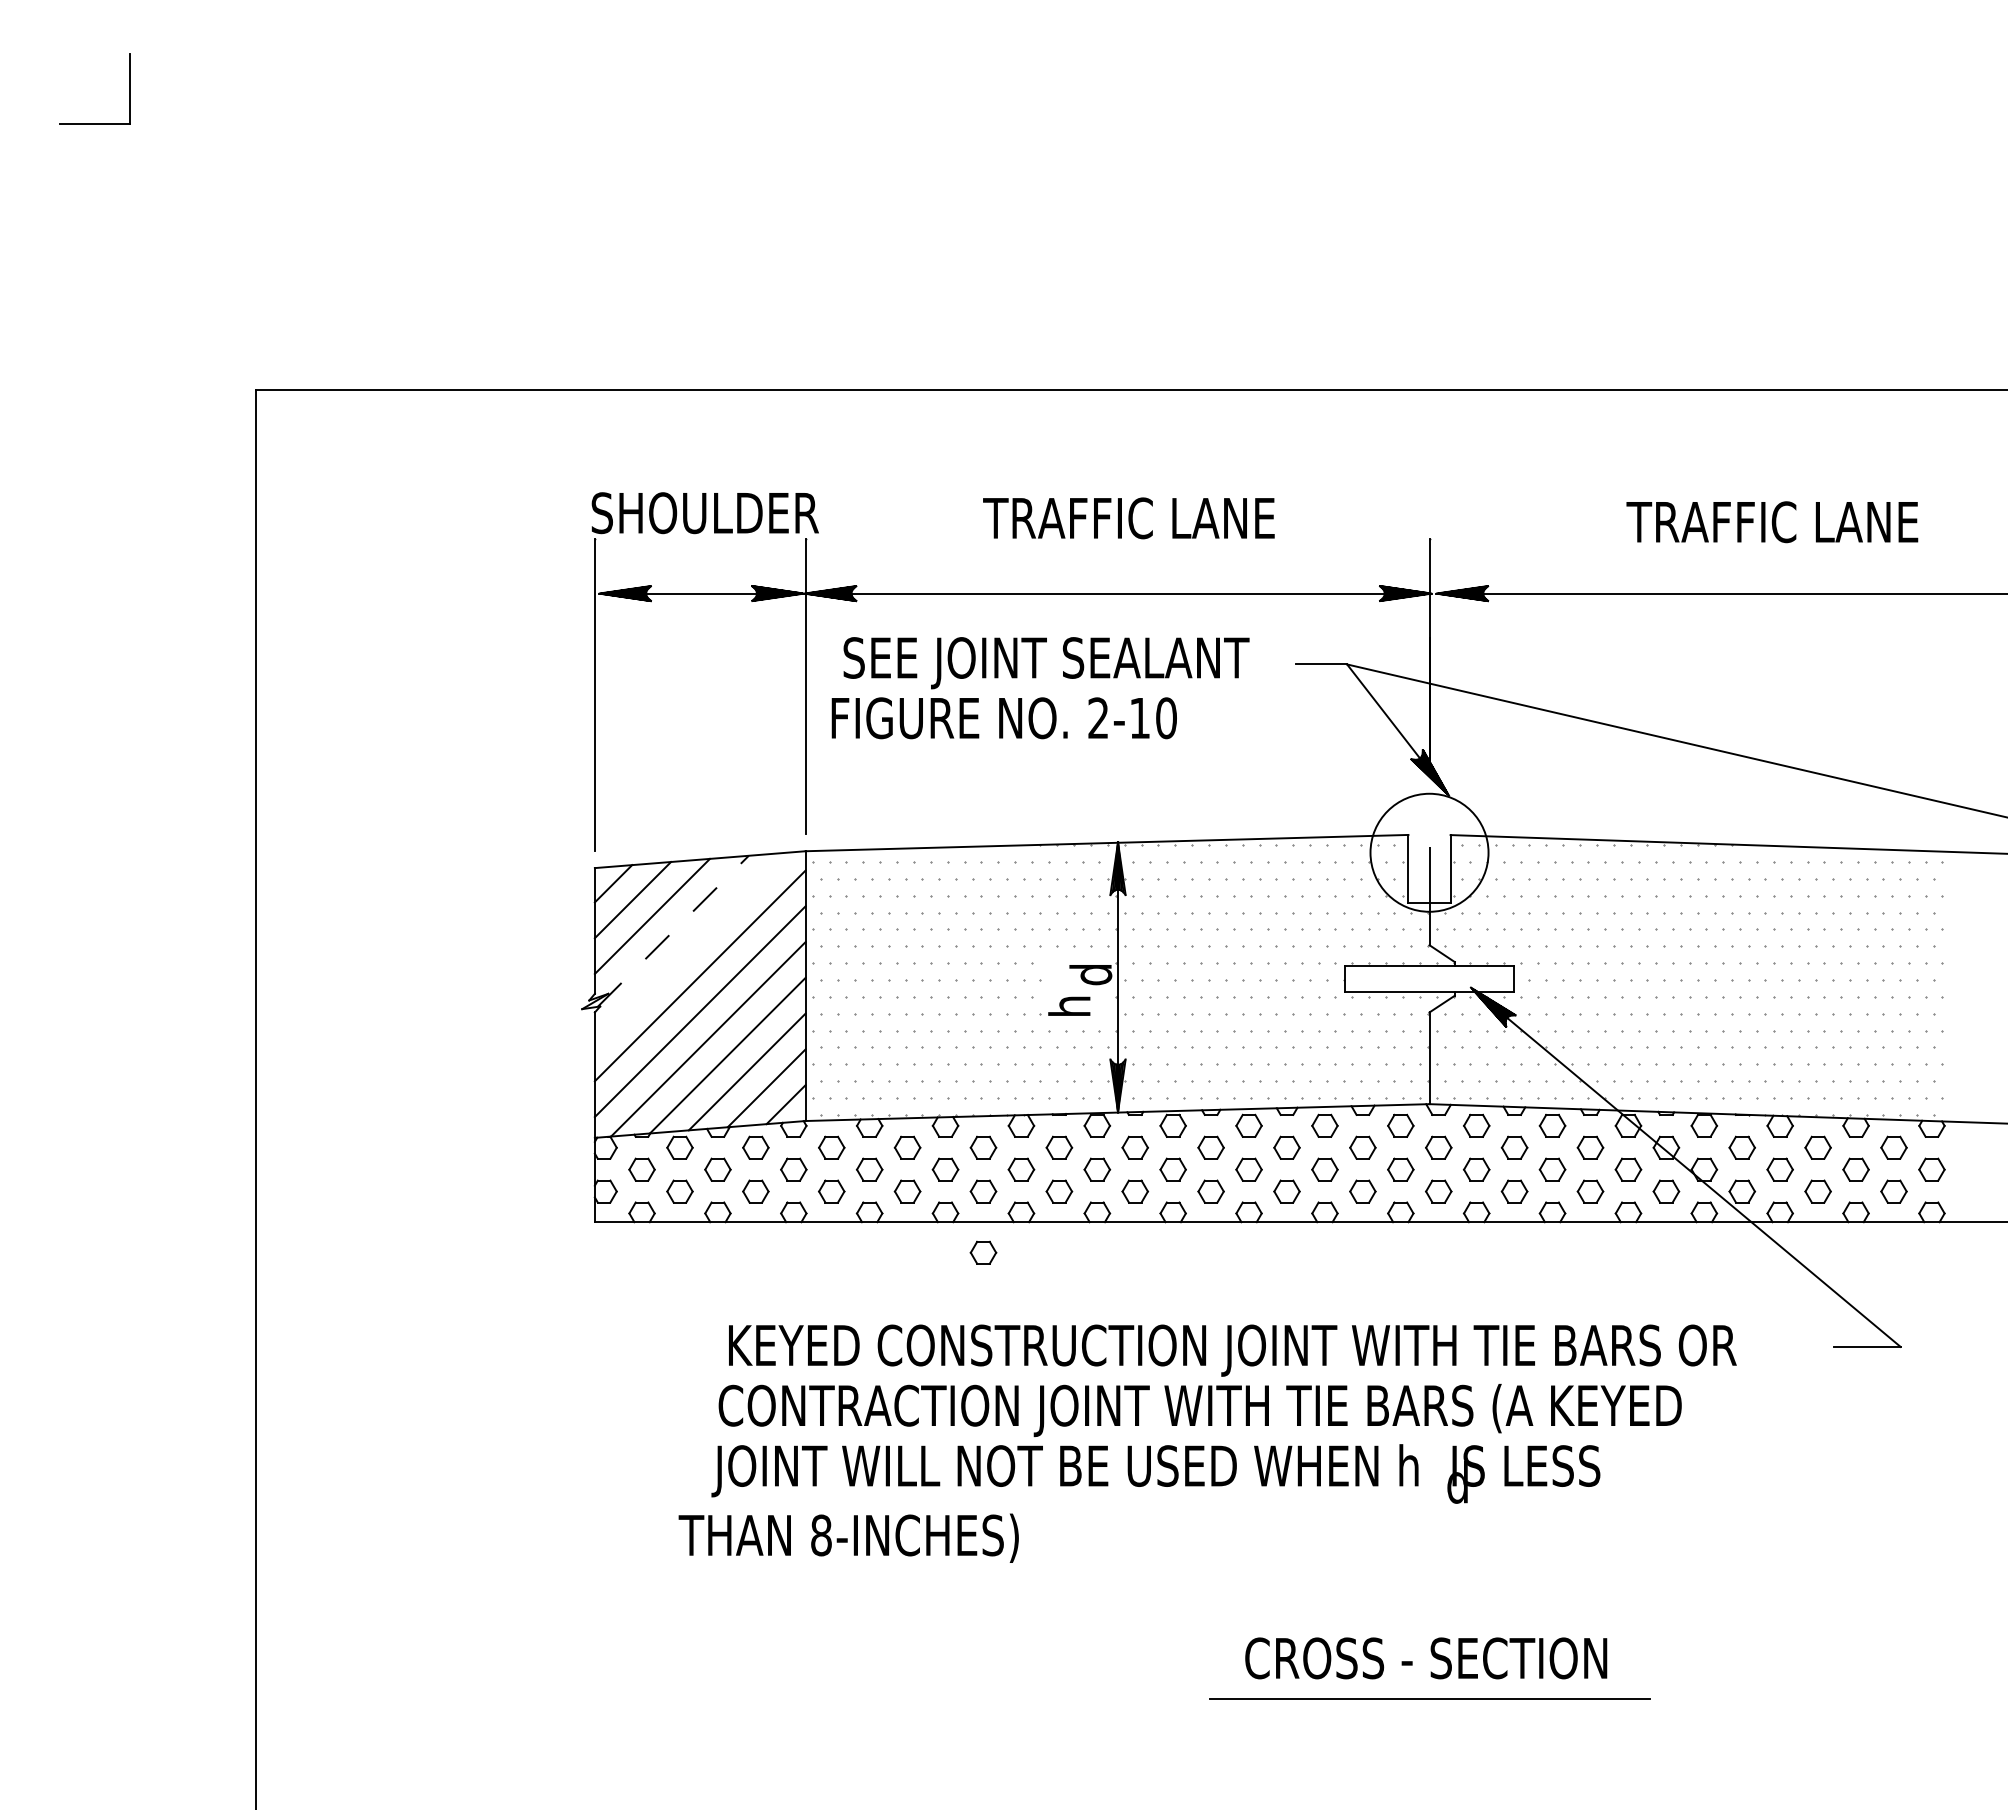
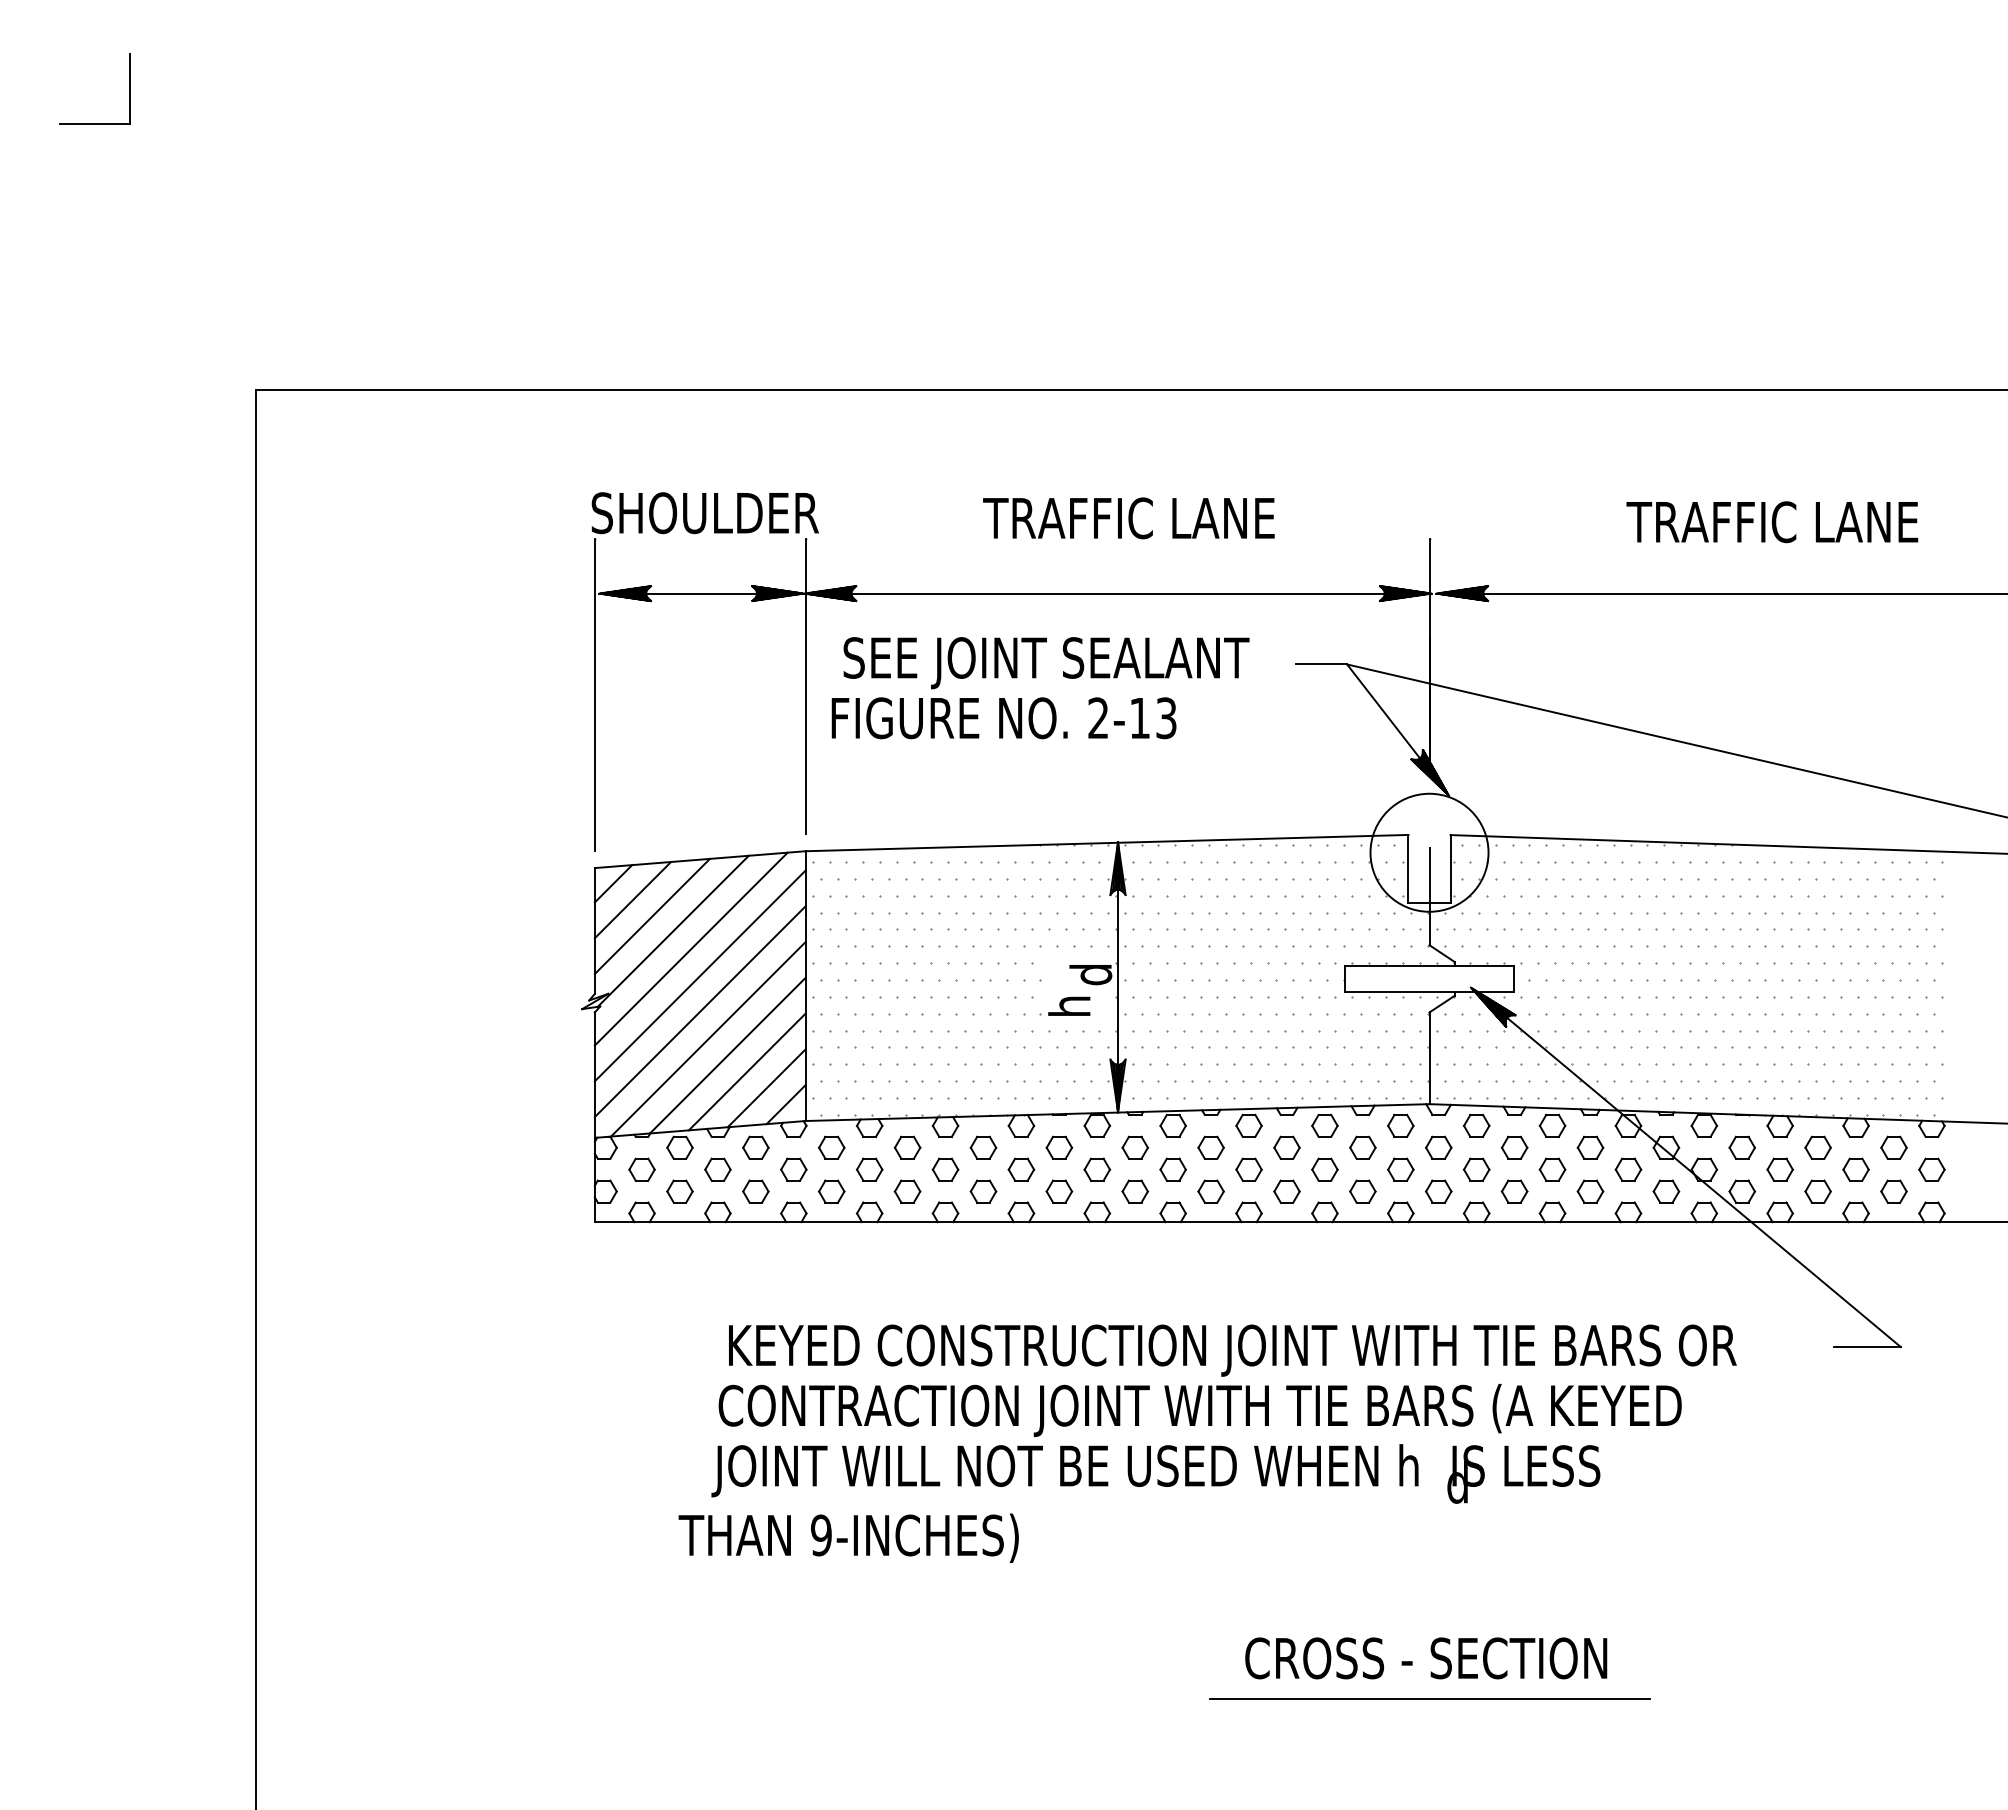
text: 2-10 -> 2-13 (1166, 718)
line: dashed -> solid (673, 931)
line: none -> present (690, 948)
part: present -> none (983, 1252)
text: 8-INCHES) -> 9-INCHES) (821, 1535)
